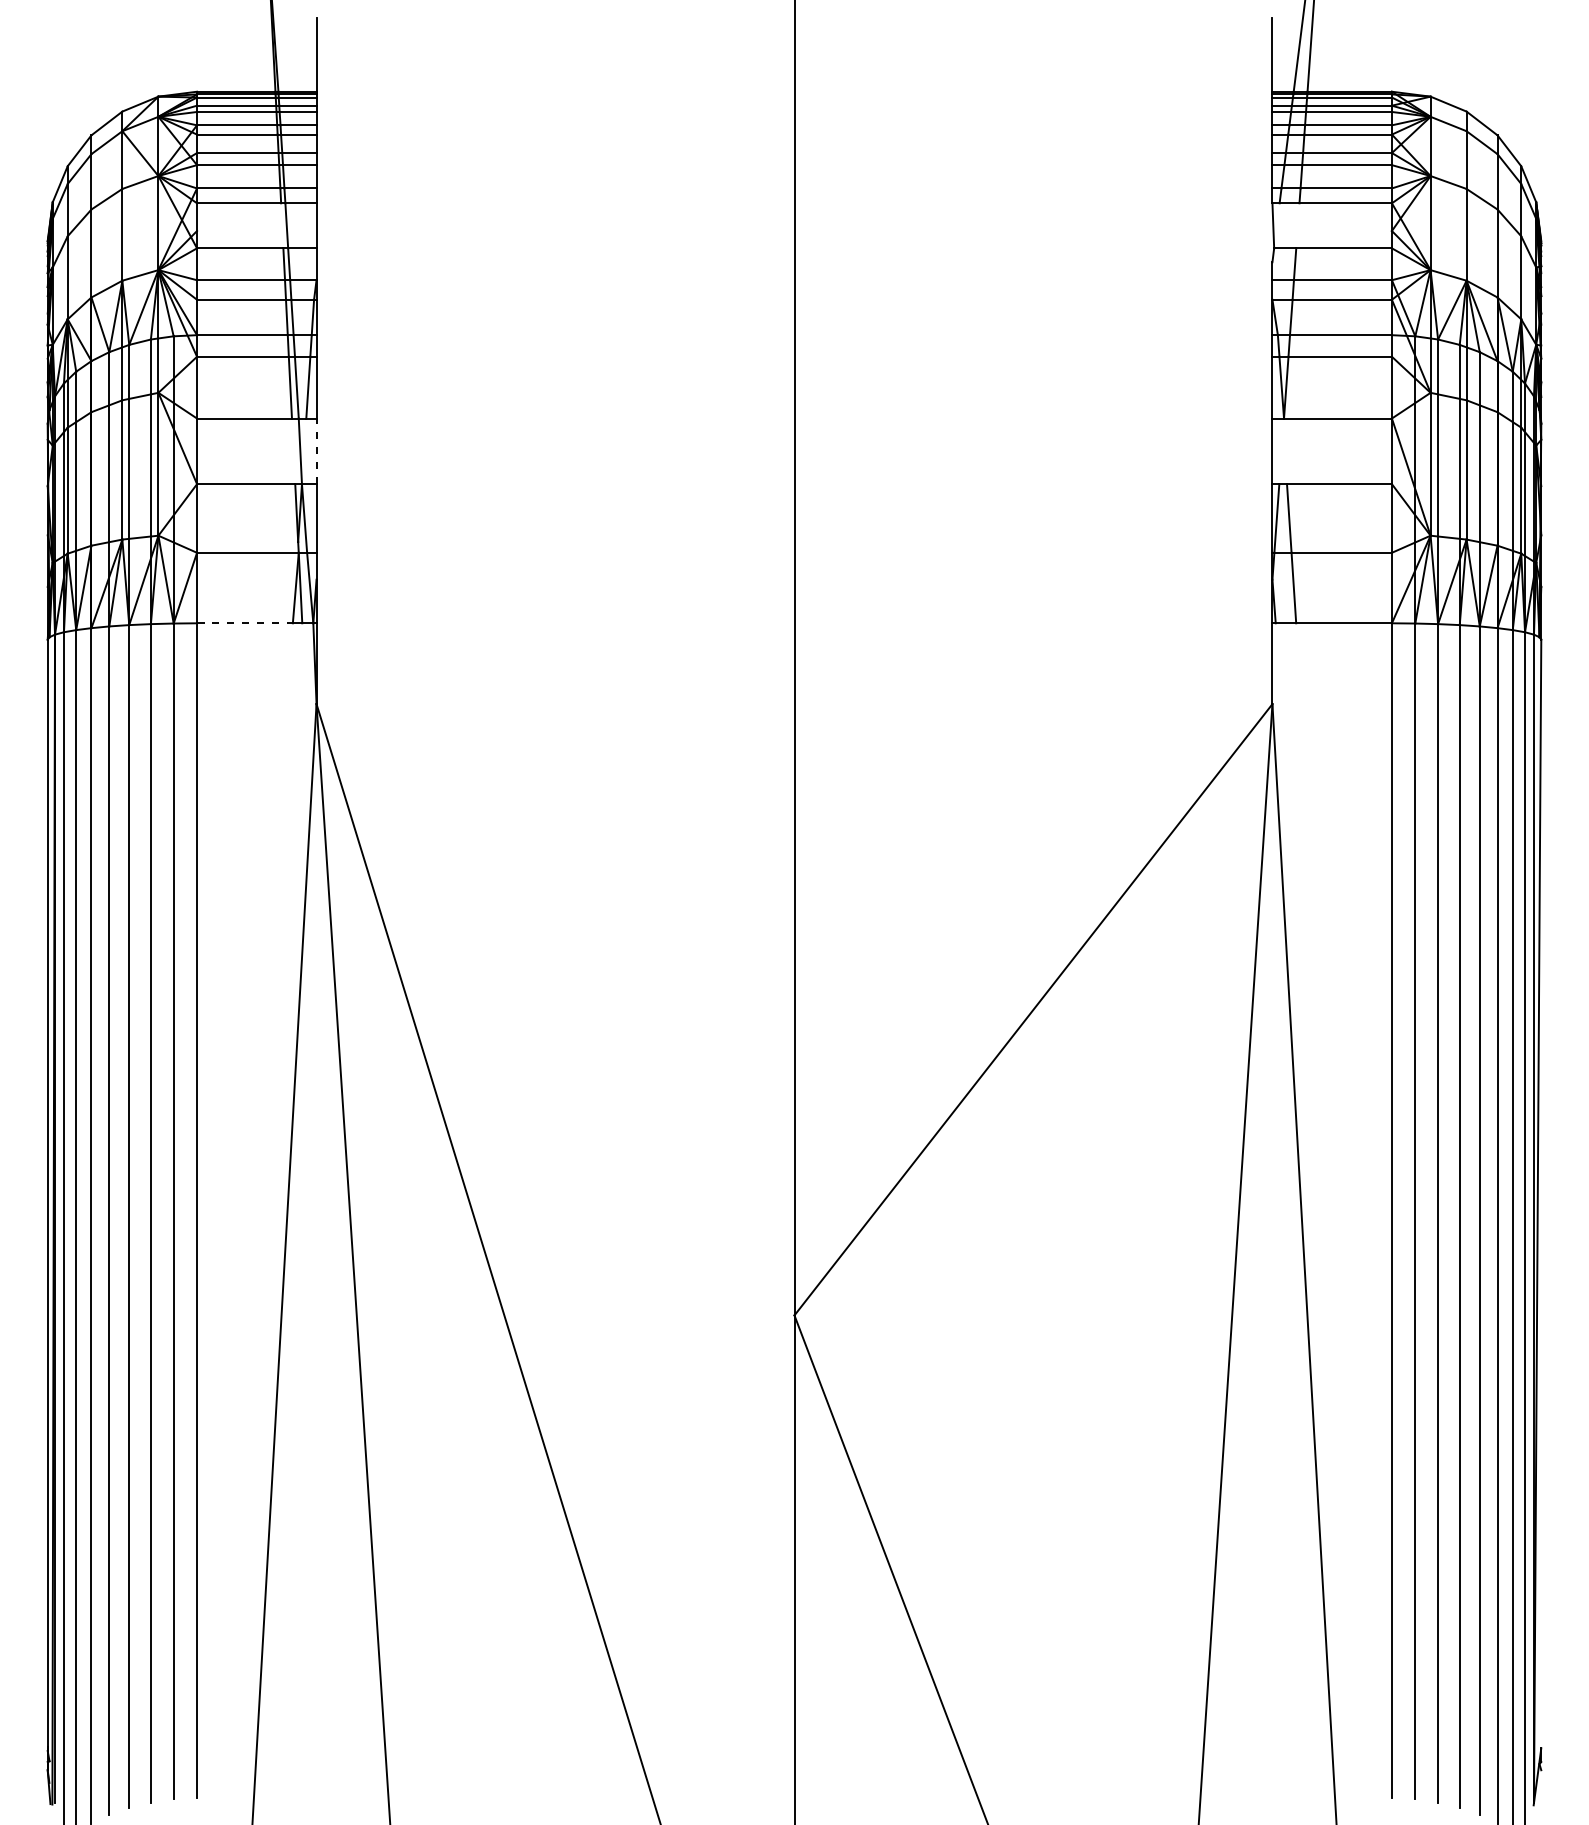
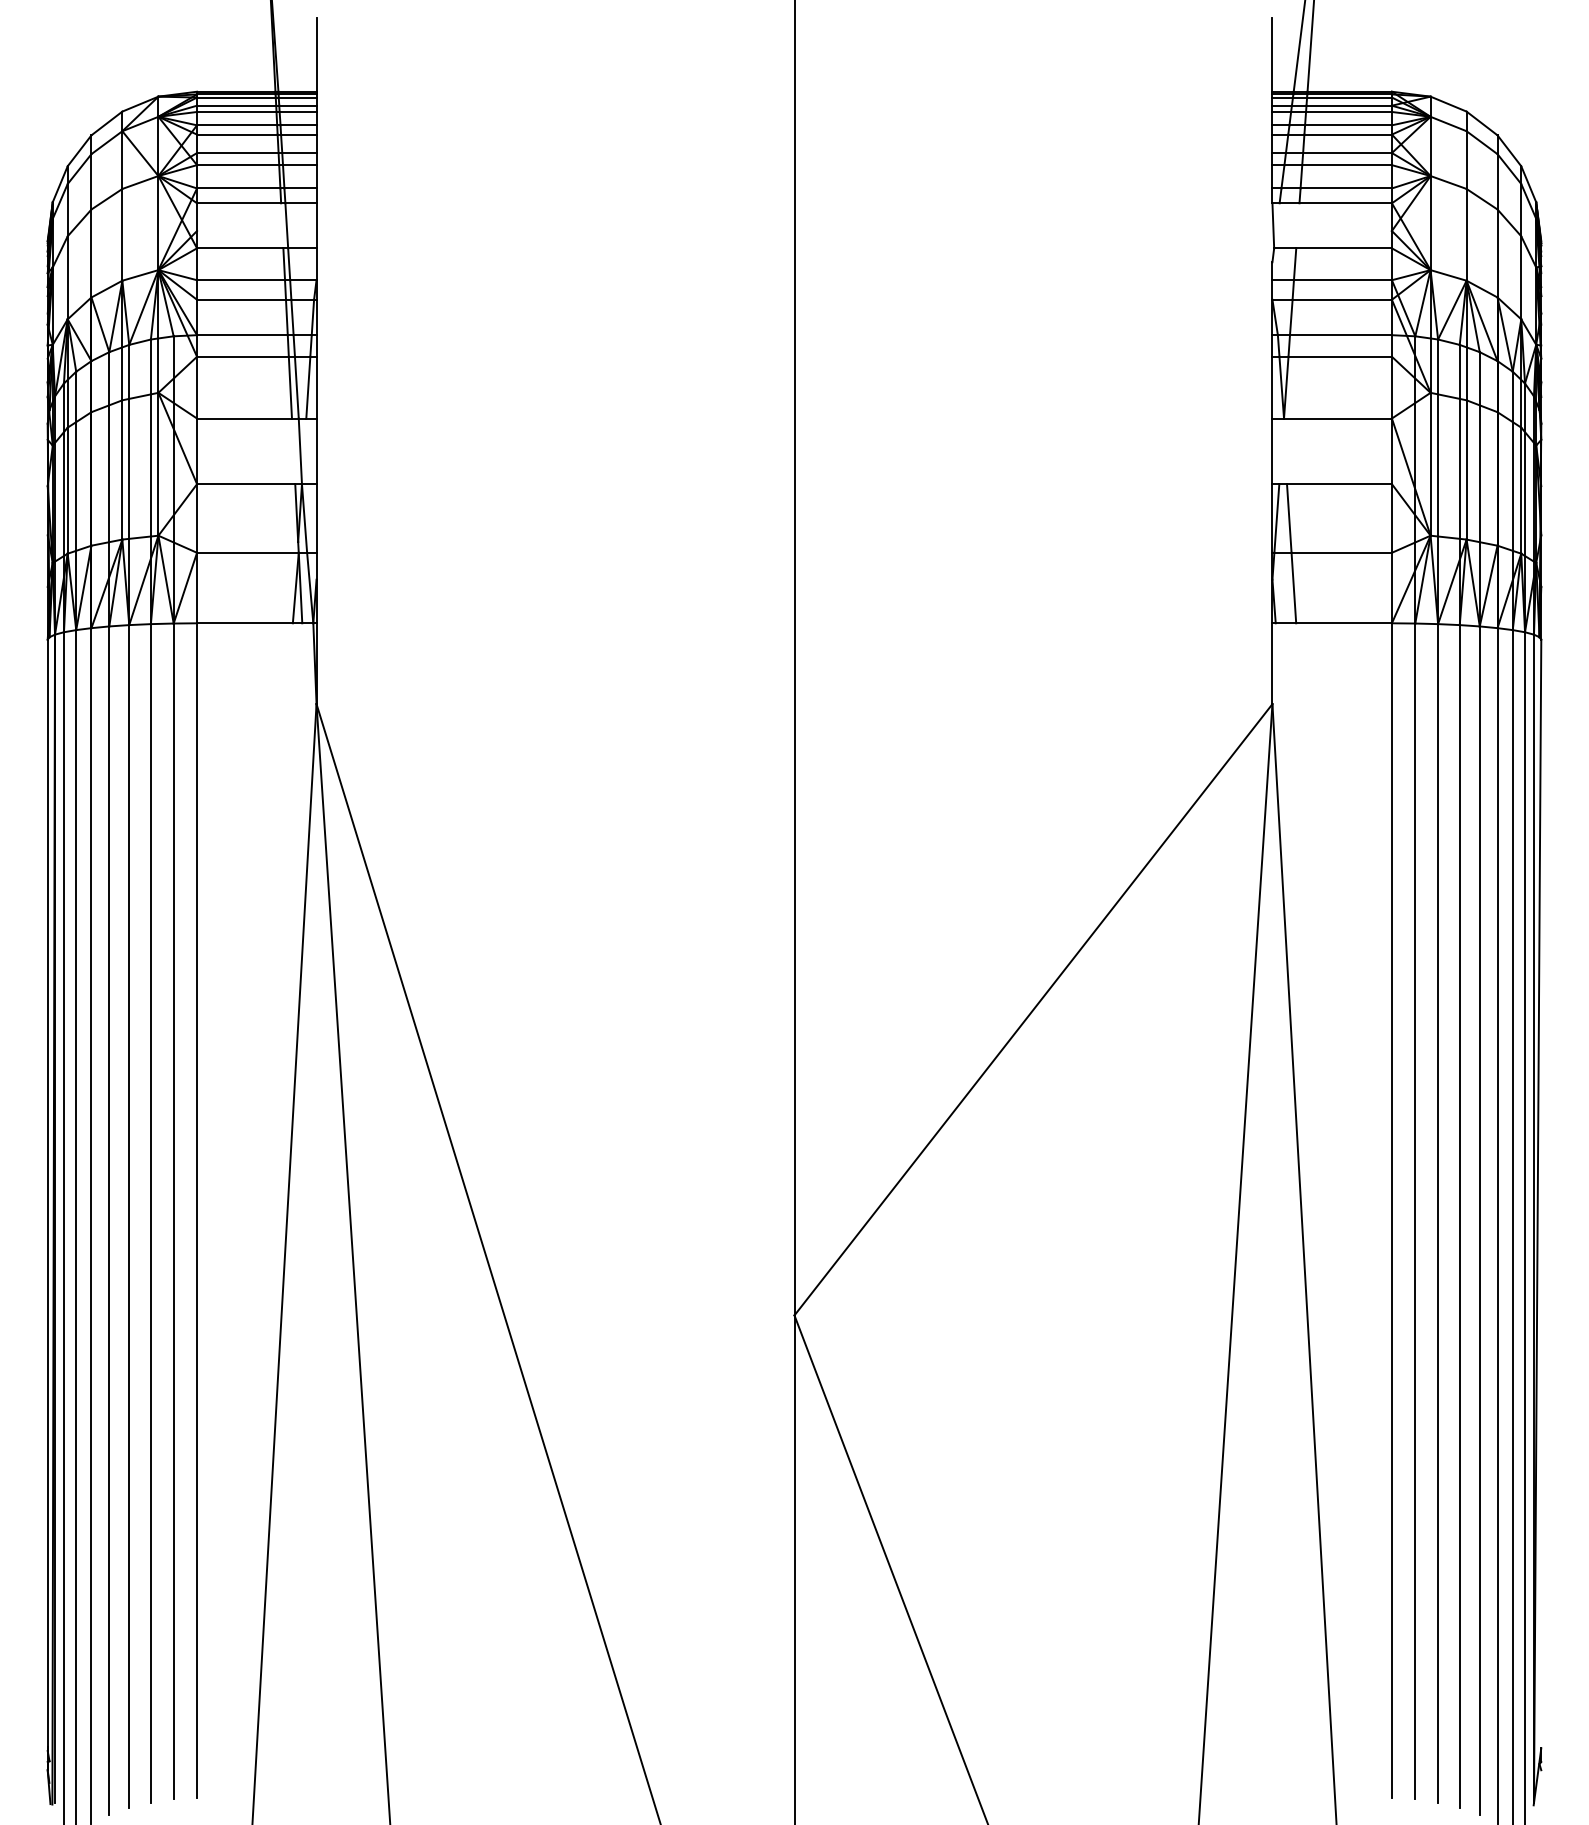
line: dashed -> solid (316, 451)
line: dashed -> solid (244, 623)
